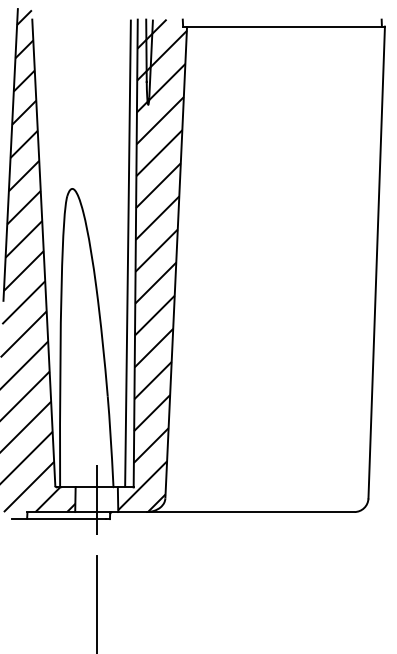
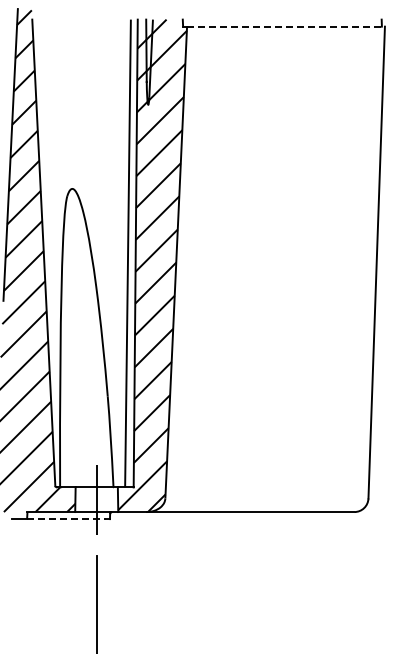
line: solid -> dashed (286, 26)
line: solid -> dashed (66, 519)
